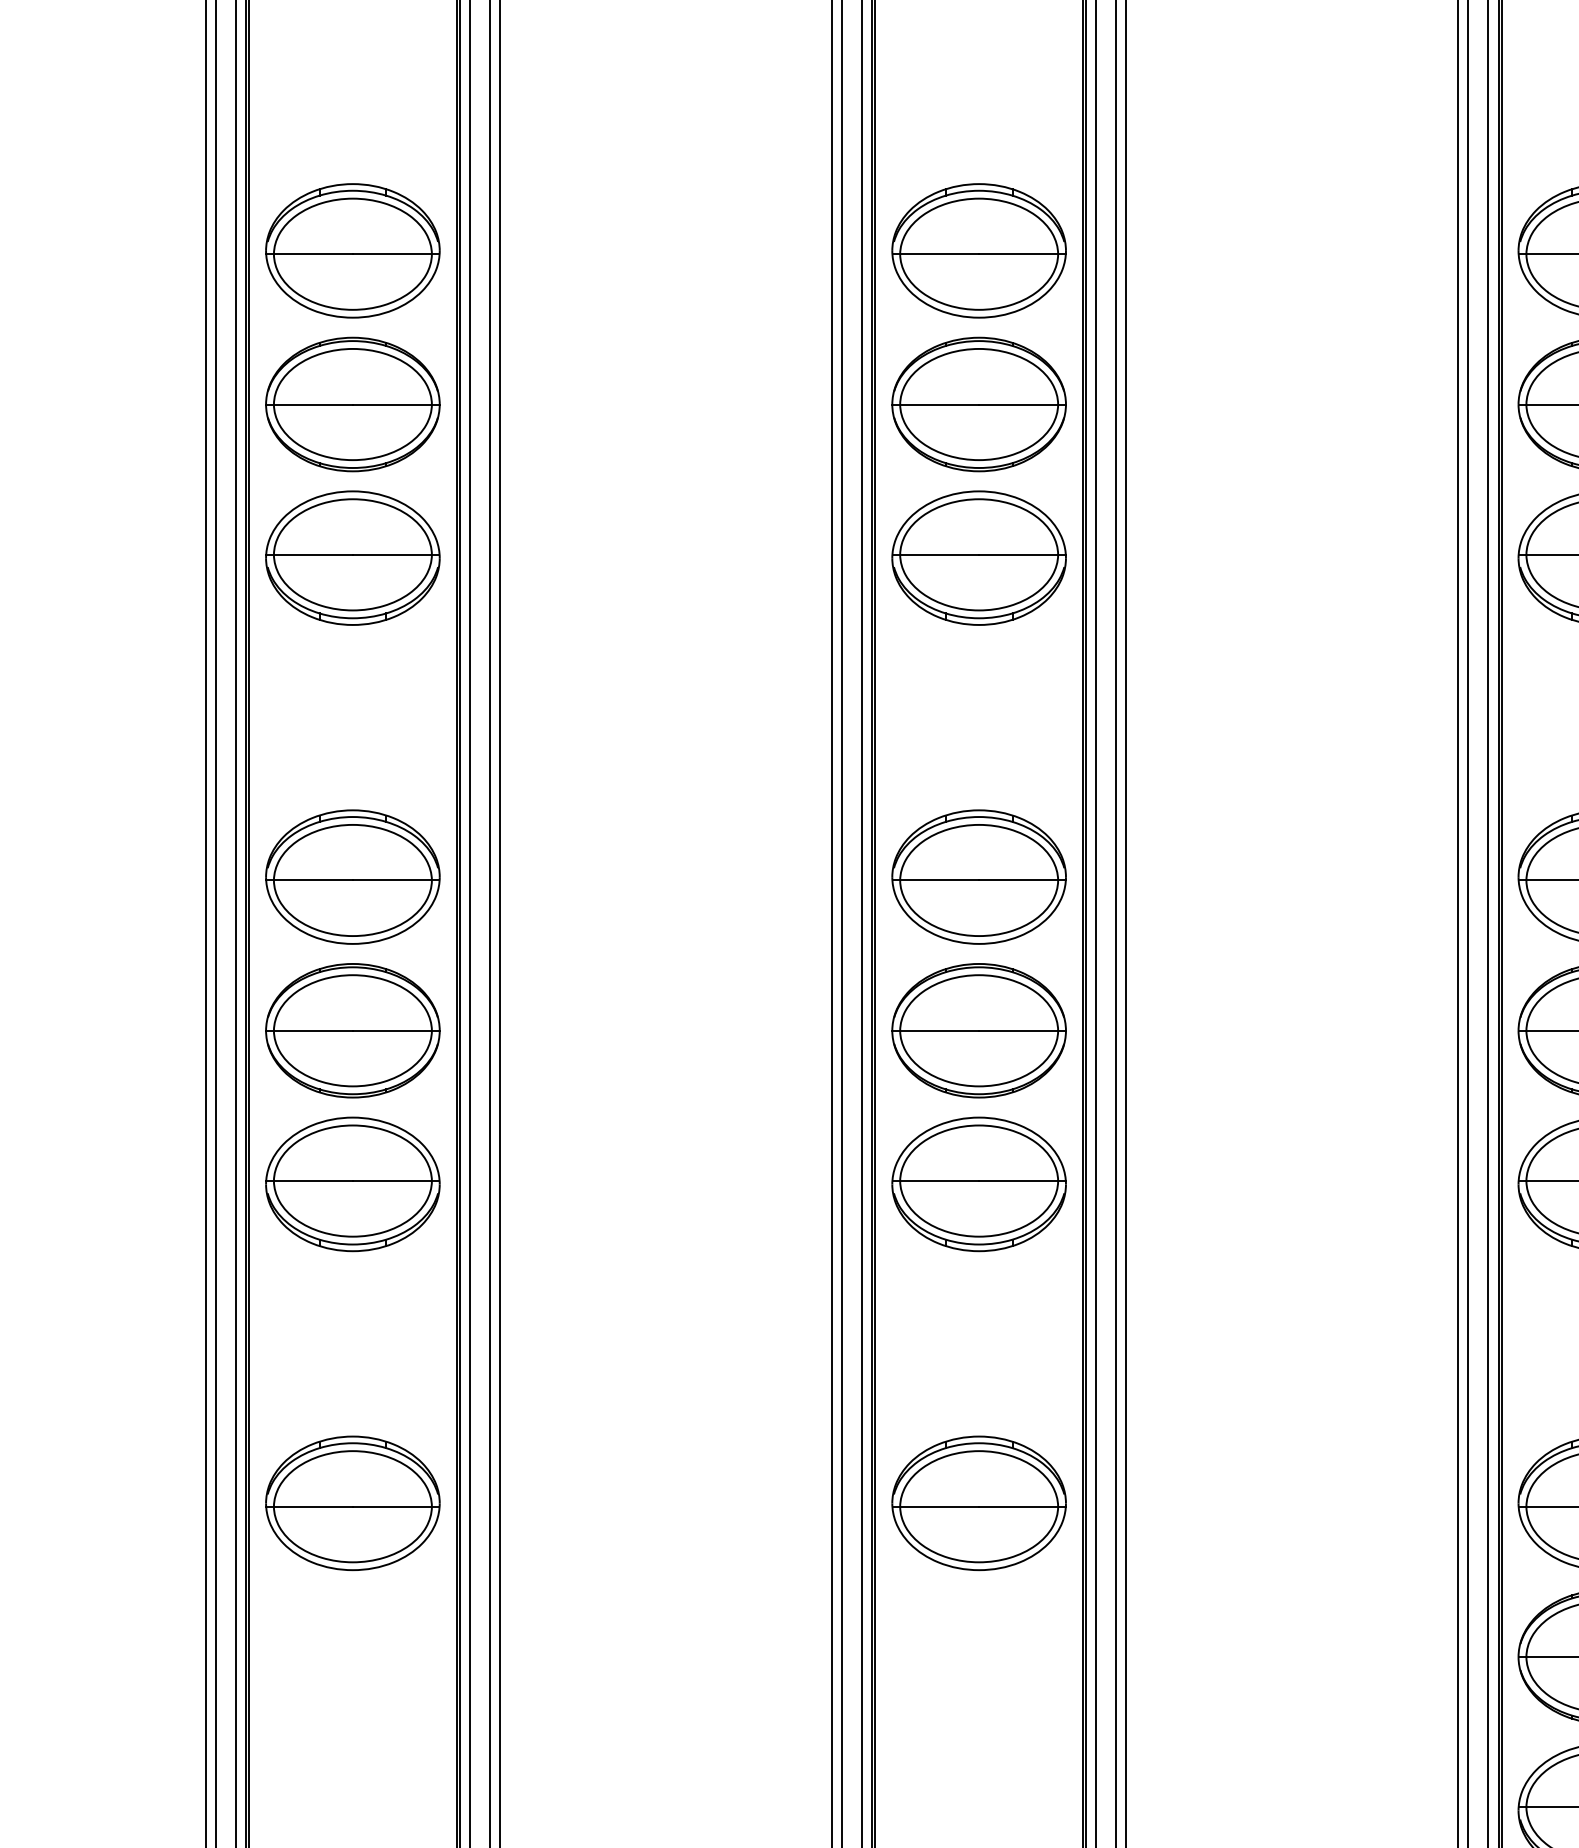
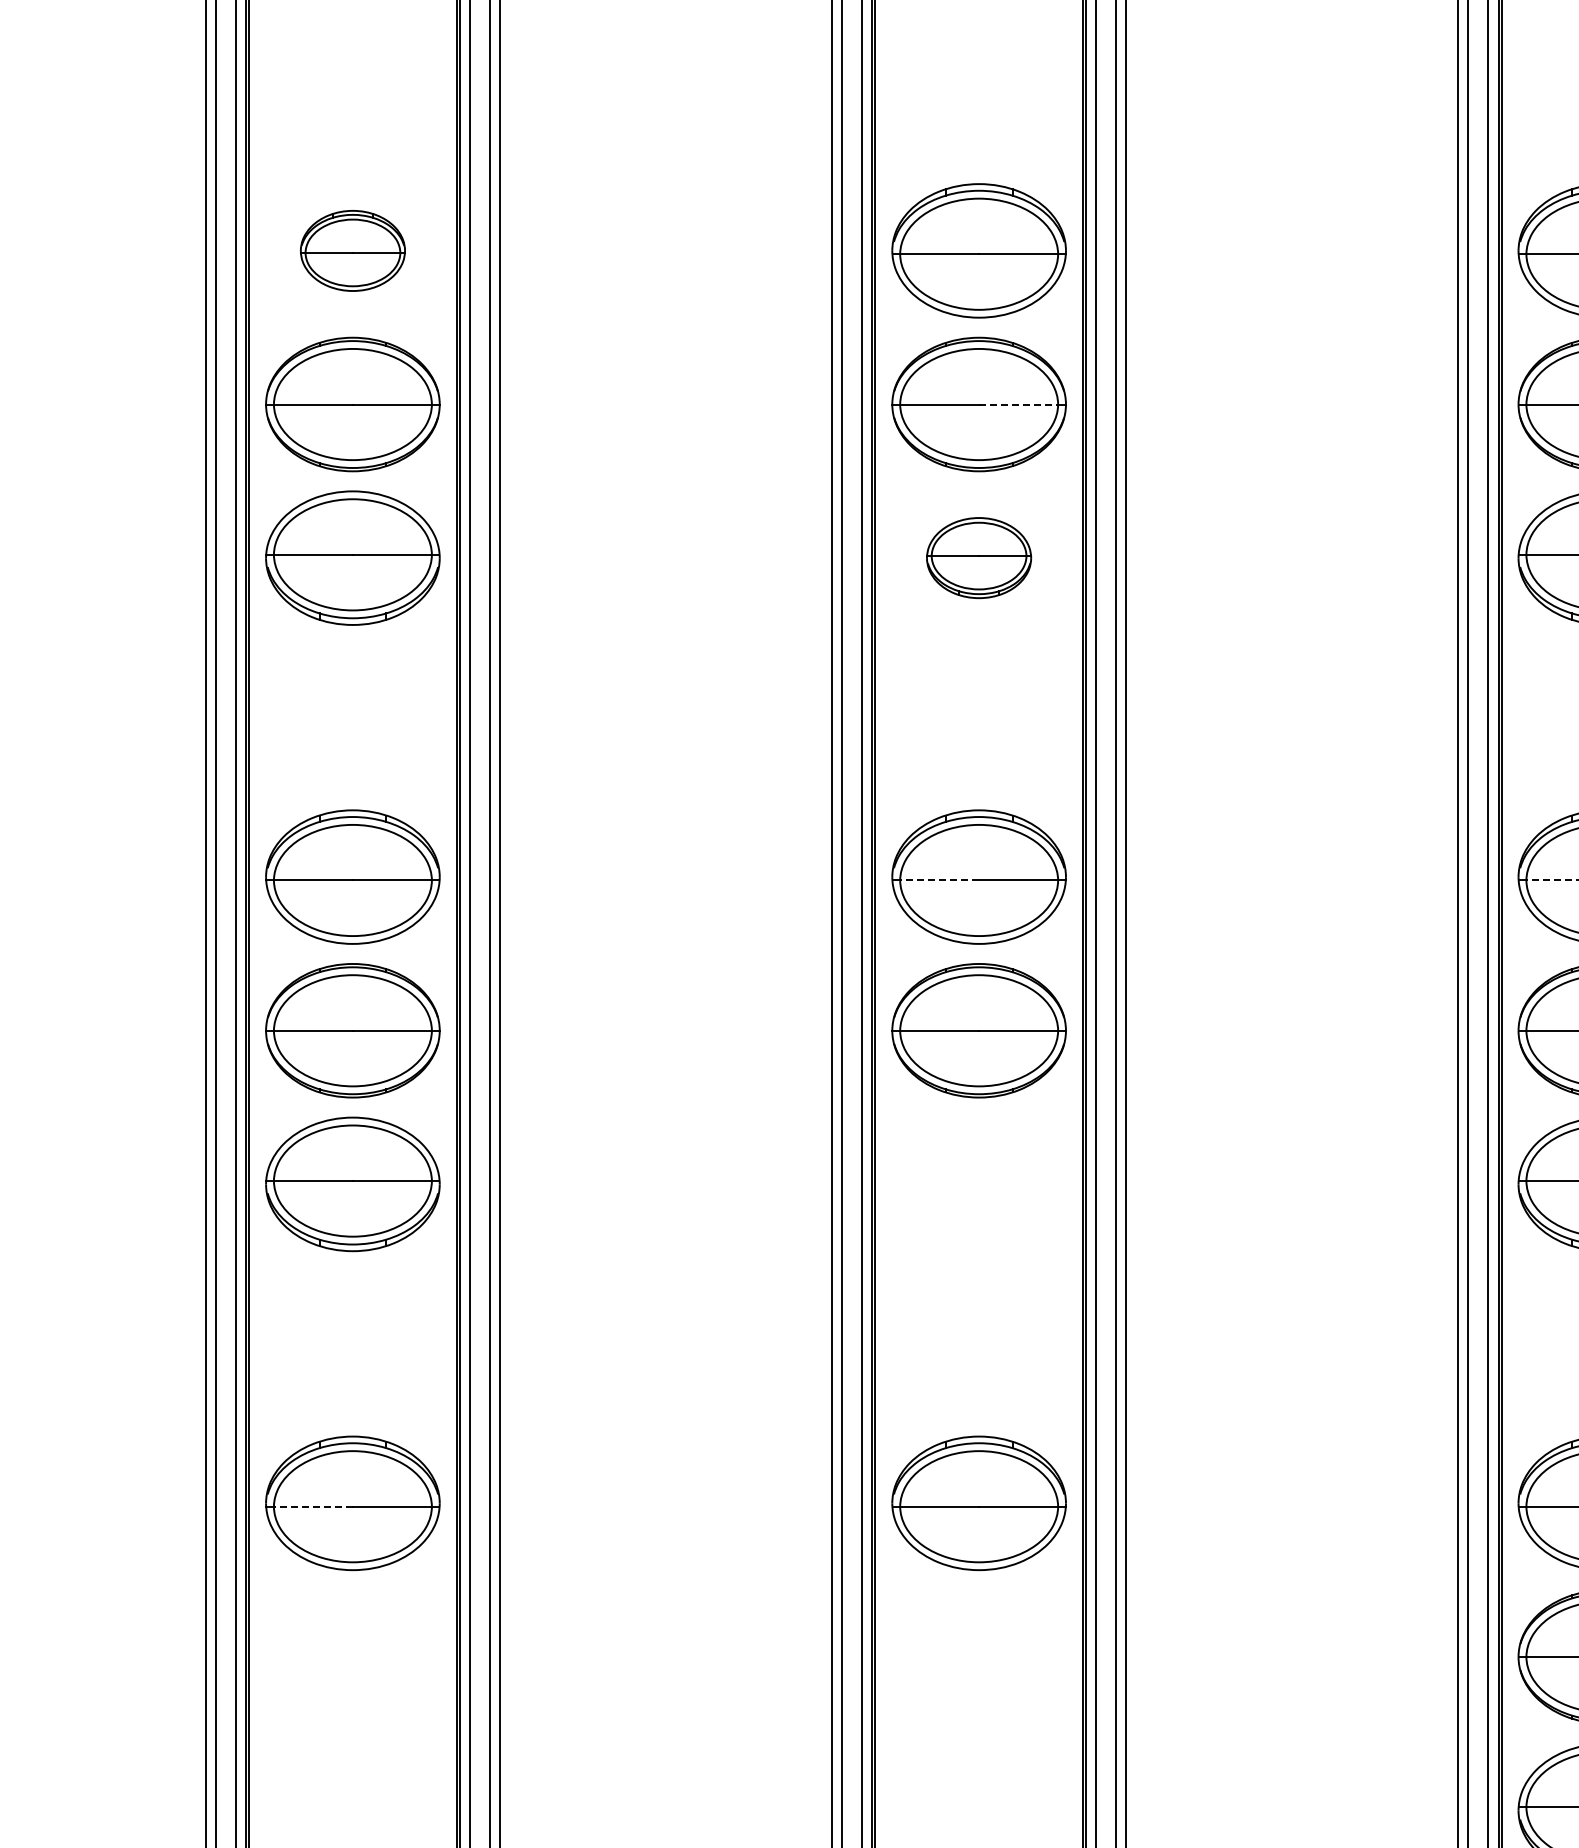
part size: 176x136 px -> 106x82 px (352, 250)
line: solid -> dashed (1019, 404)
part size: 176x136 px -> 107x83 px (979, 558)
line: solid -> dashed (939, 880)
line: solid -> dashed (1552, 880)
part: present -> none (978, 1184)
line: solid -> dashed (312, 1506)
